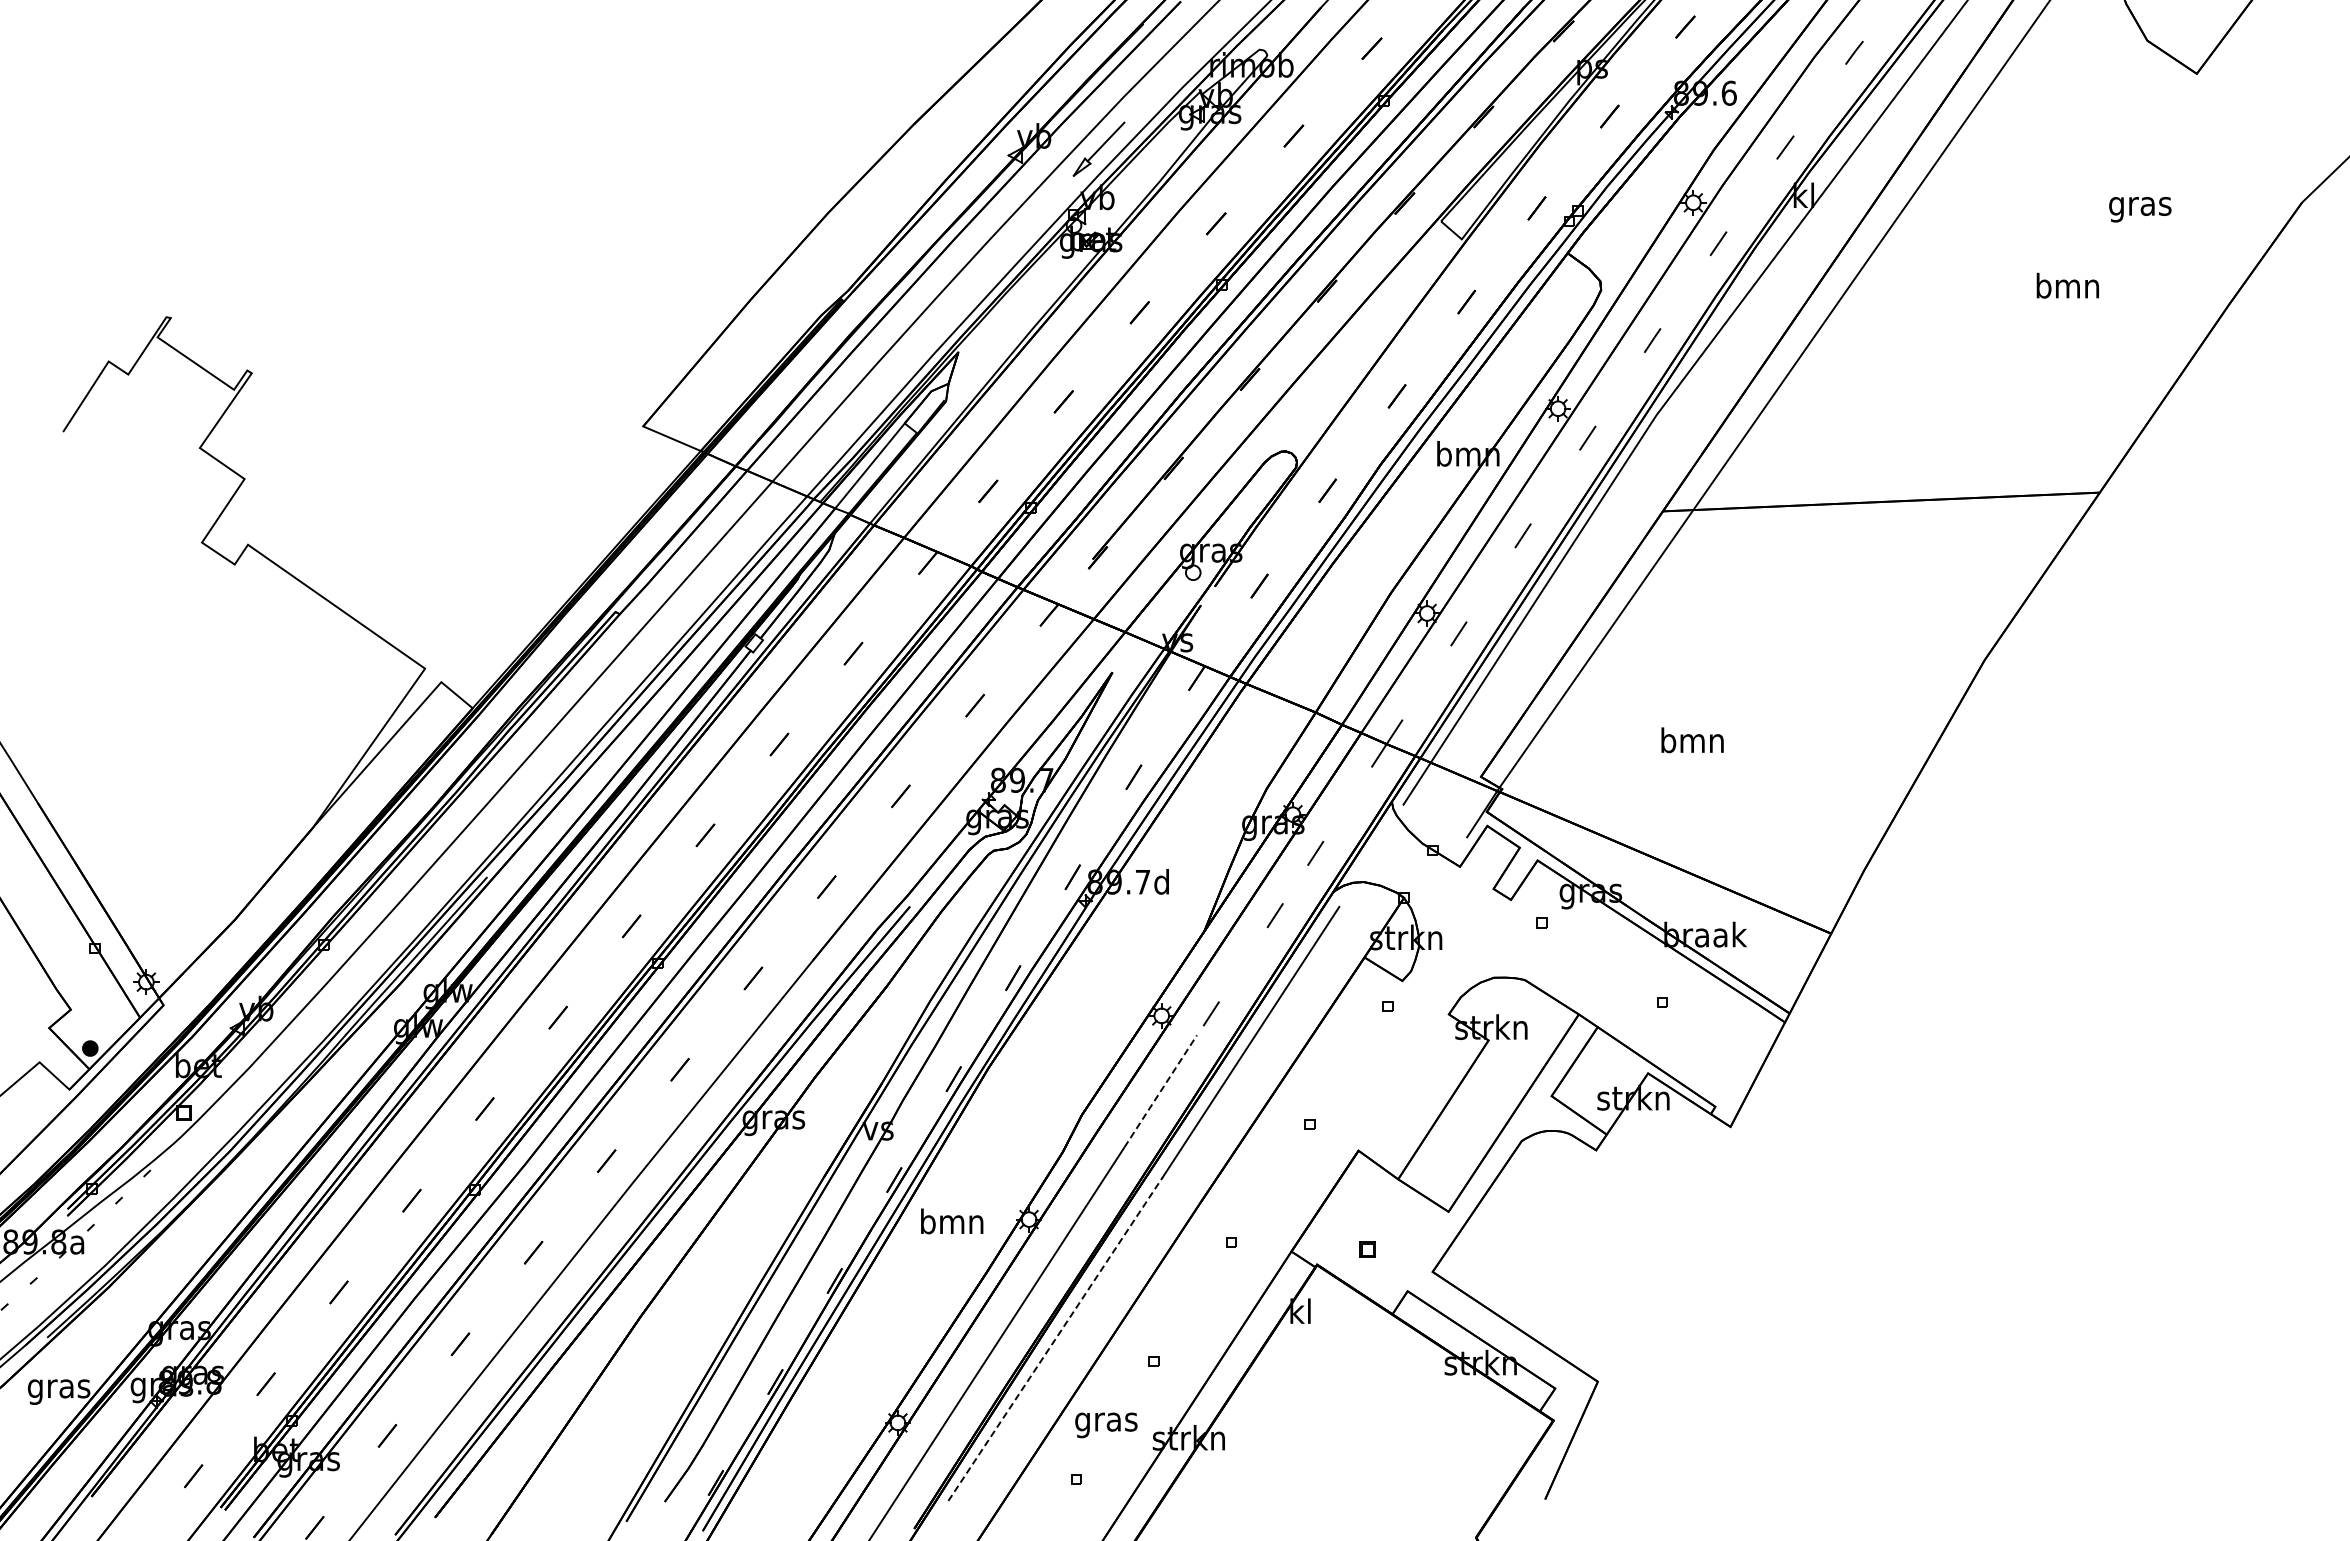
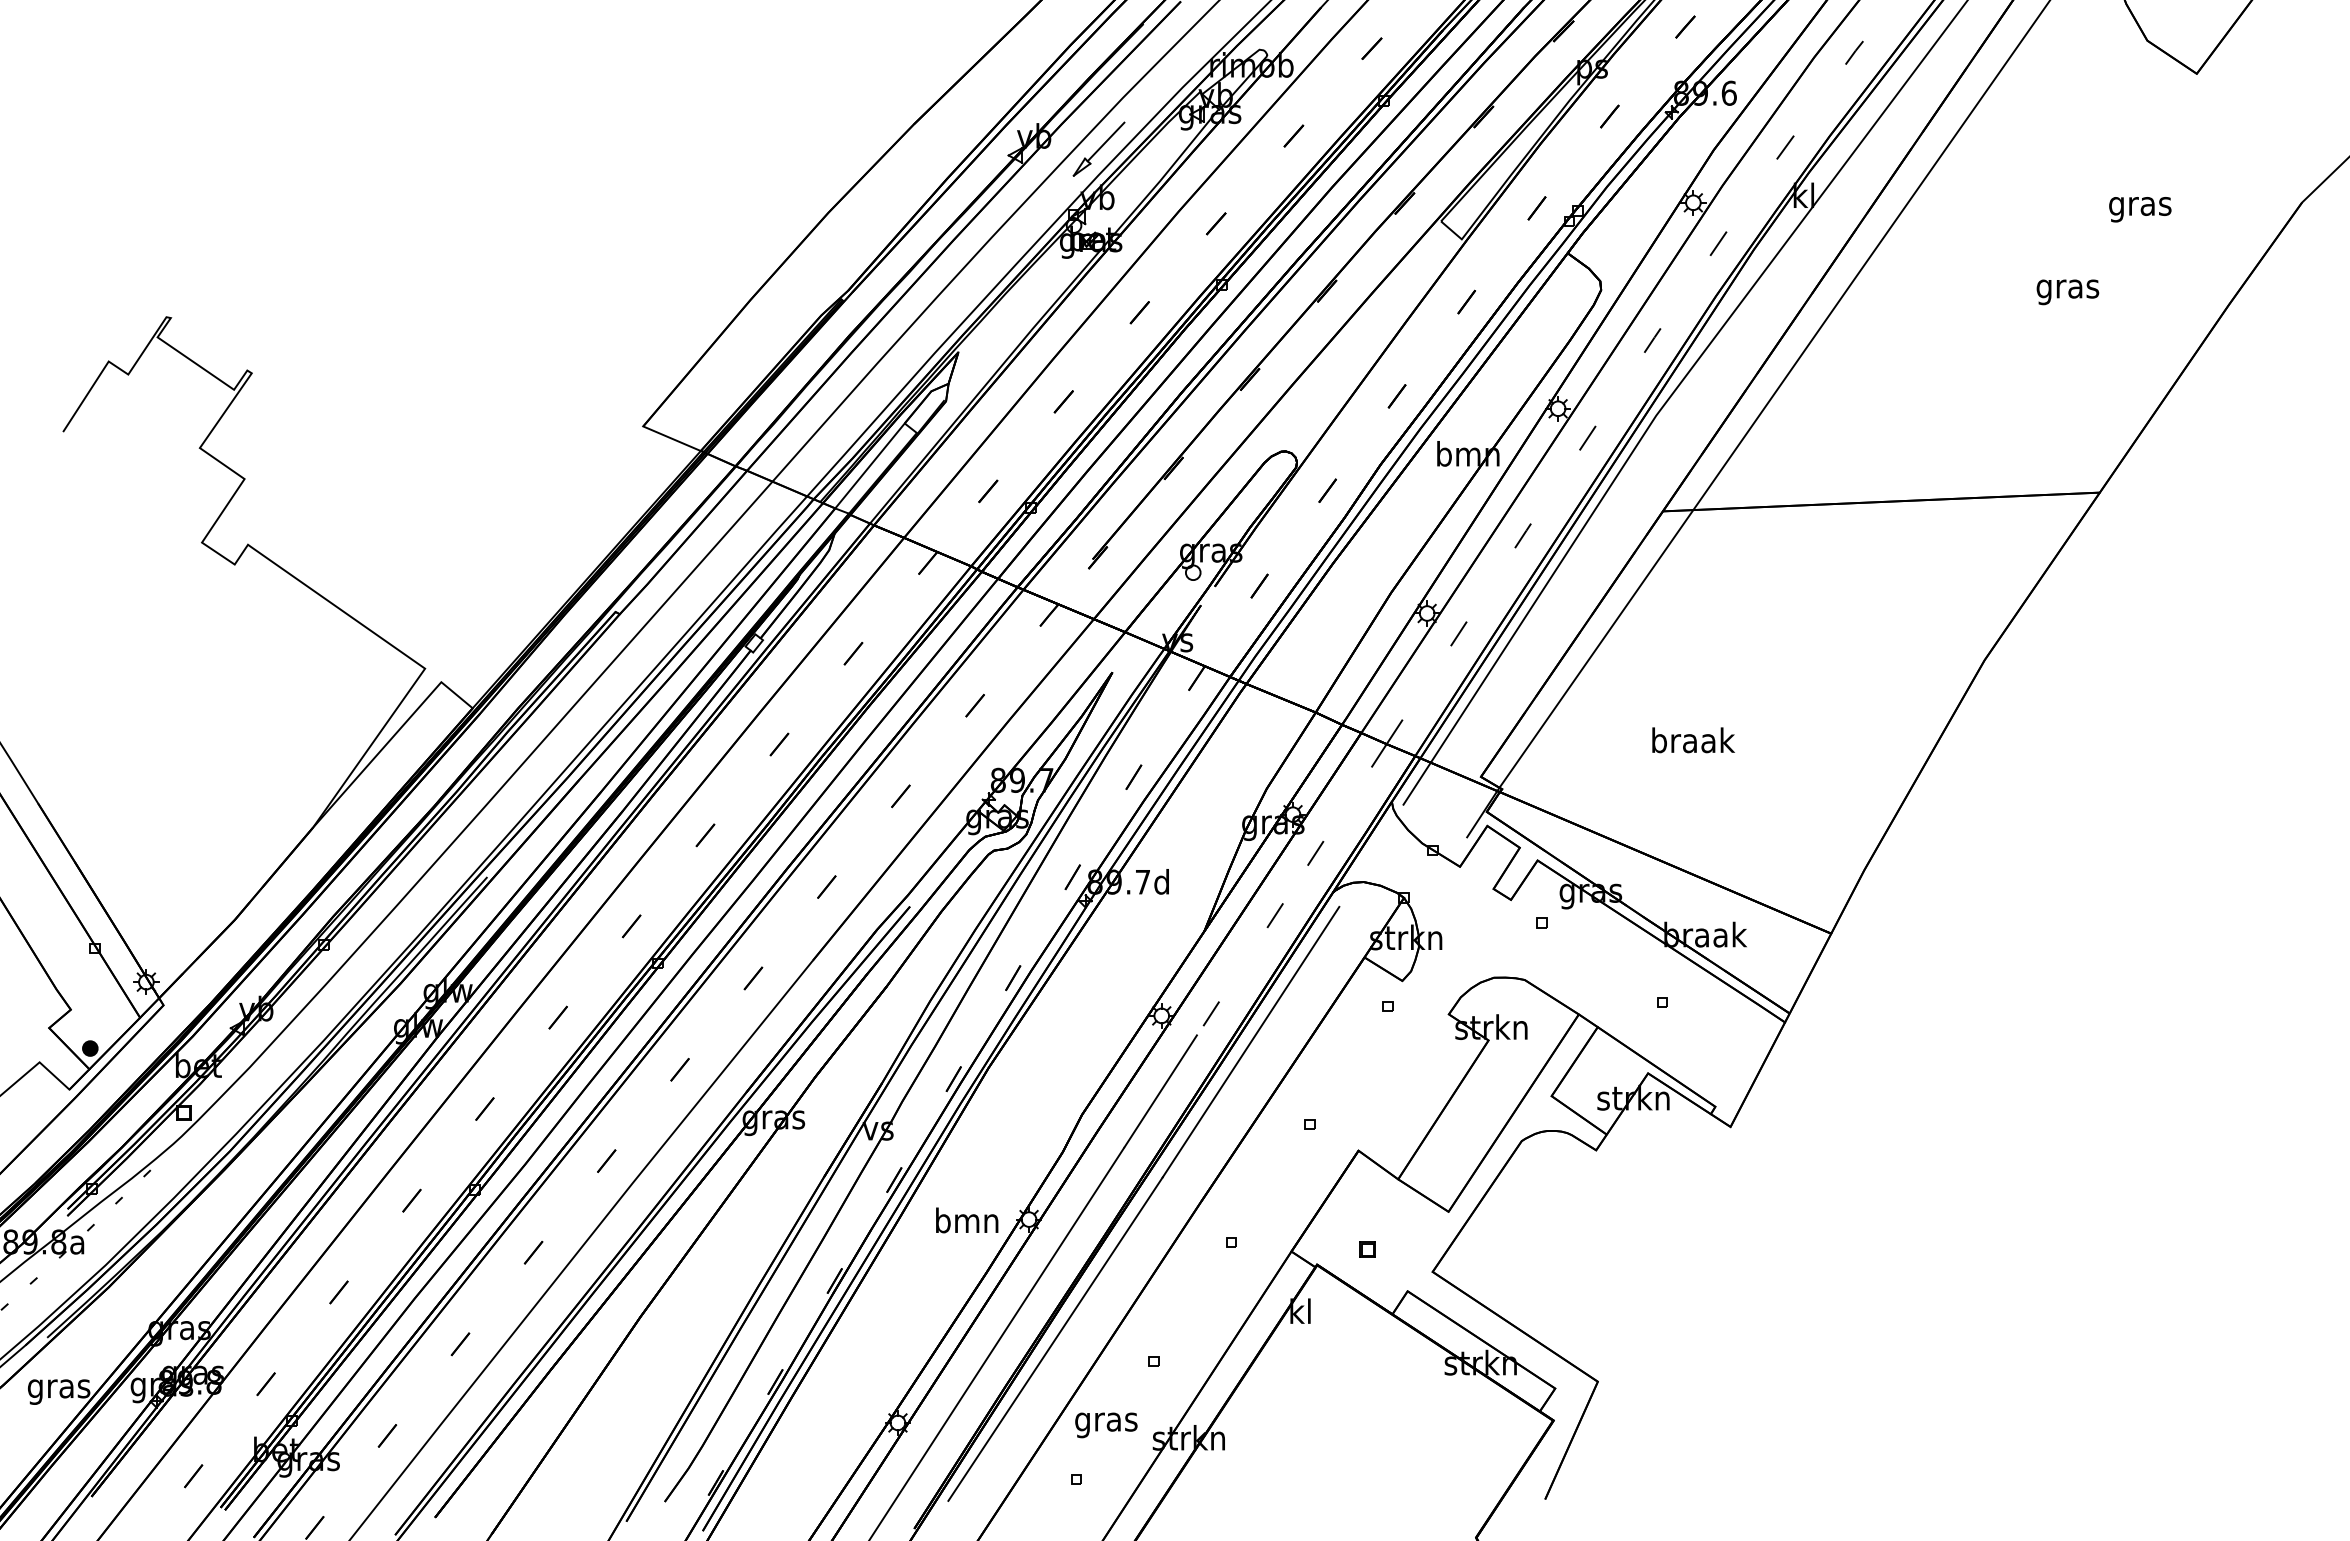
text: bmn -> gras (2067, 288)
text: bmn -> braak (1693, 740)
line: dashed -> solid (1160, 1091)
text position: (952, 1221) -> (967, 1220) (967, 1220)
line: dashed -> solid (1055, 1338)
